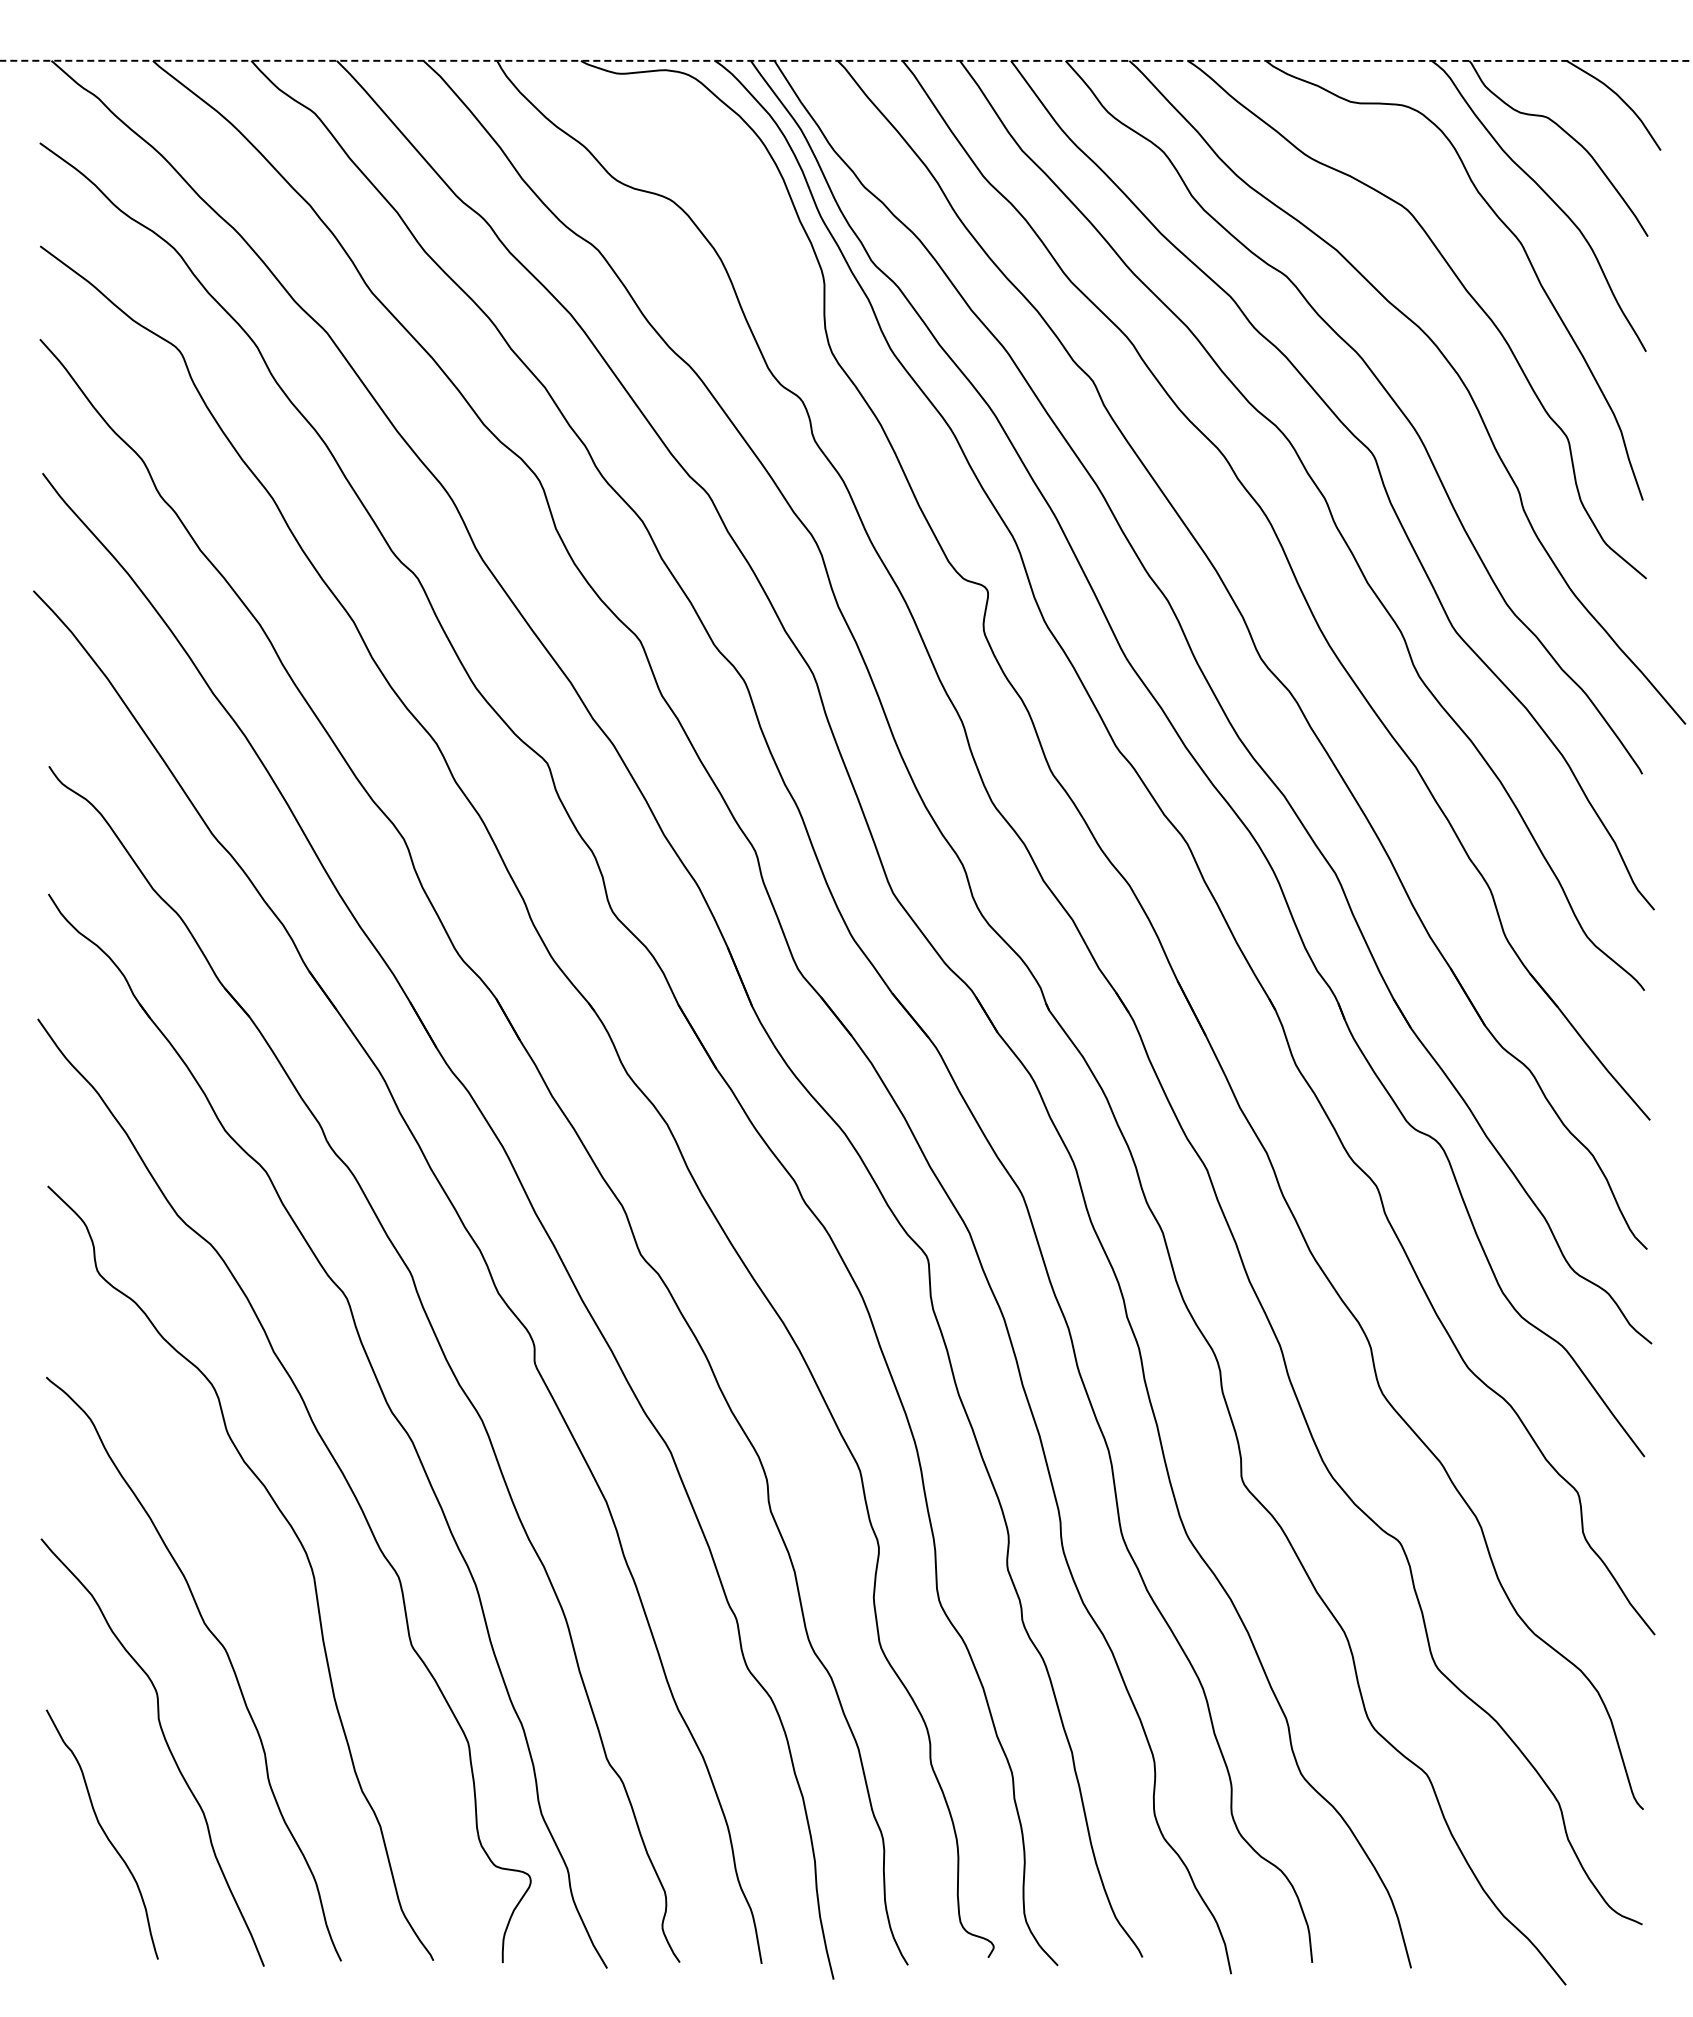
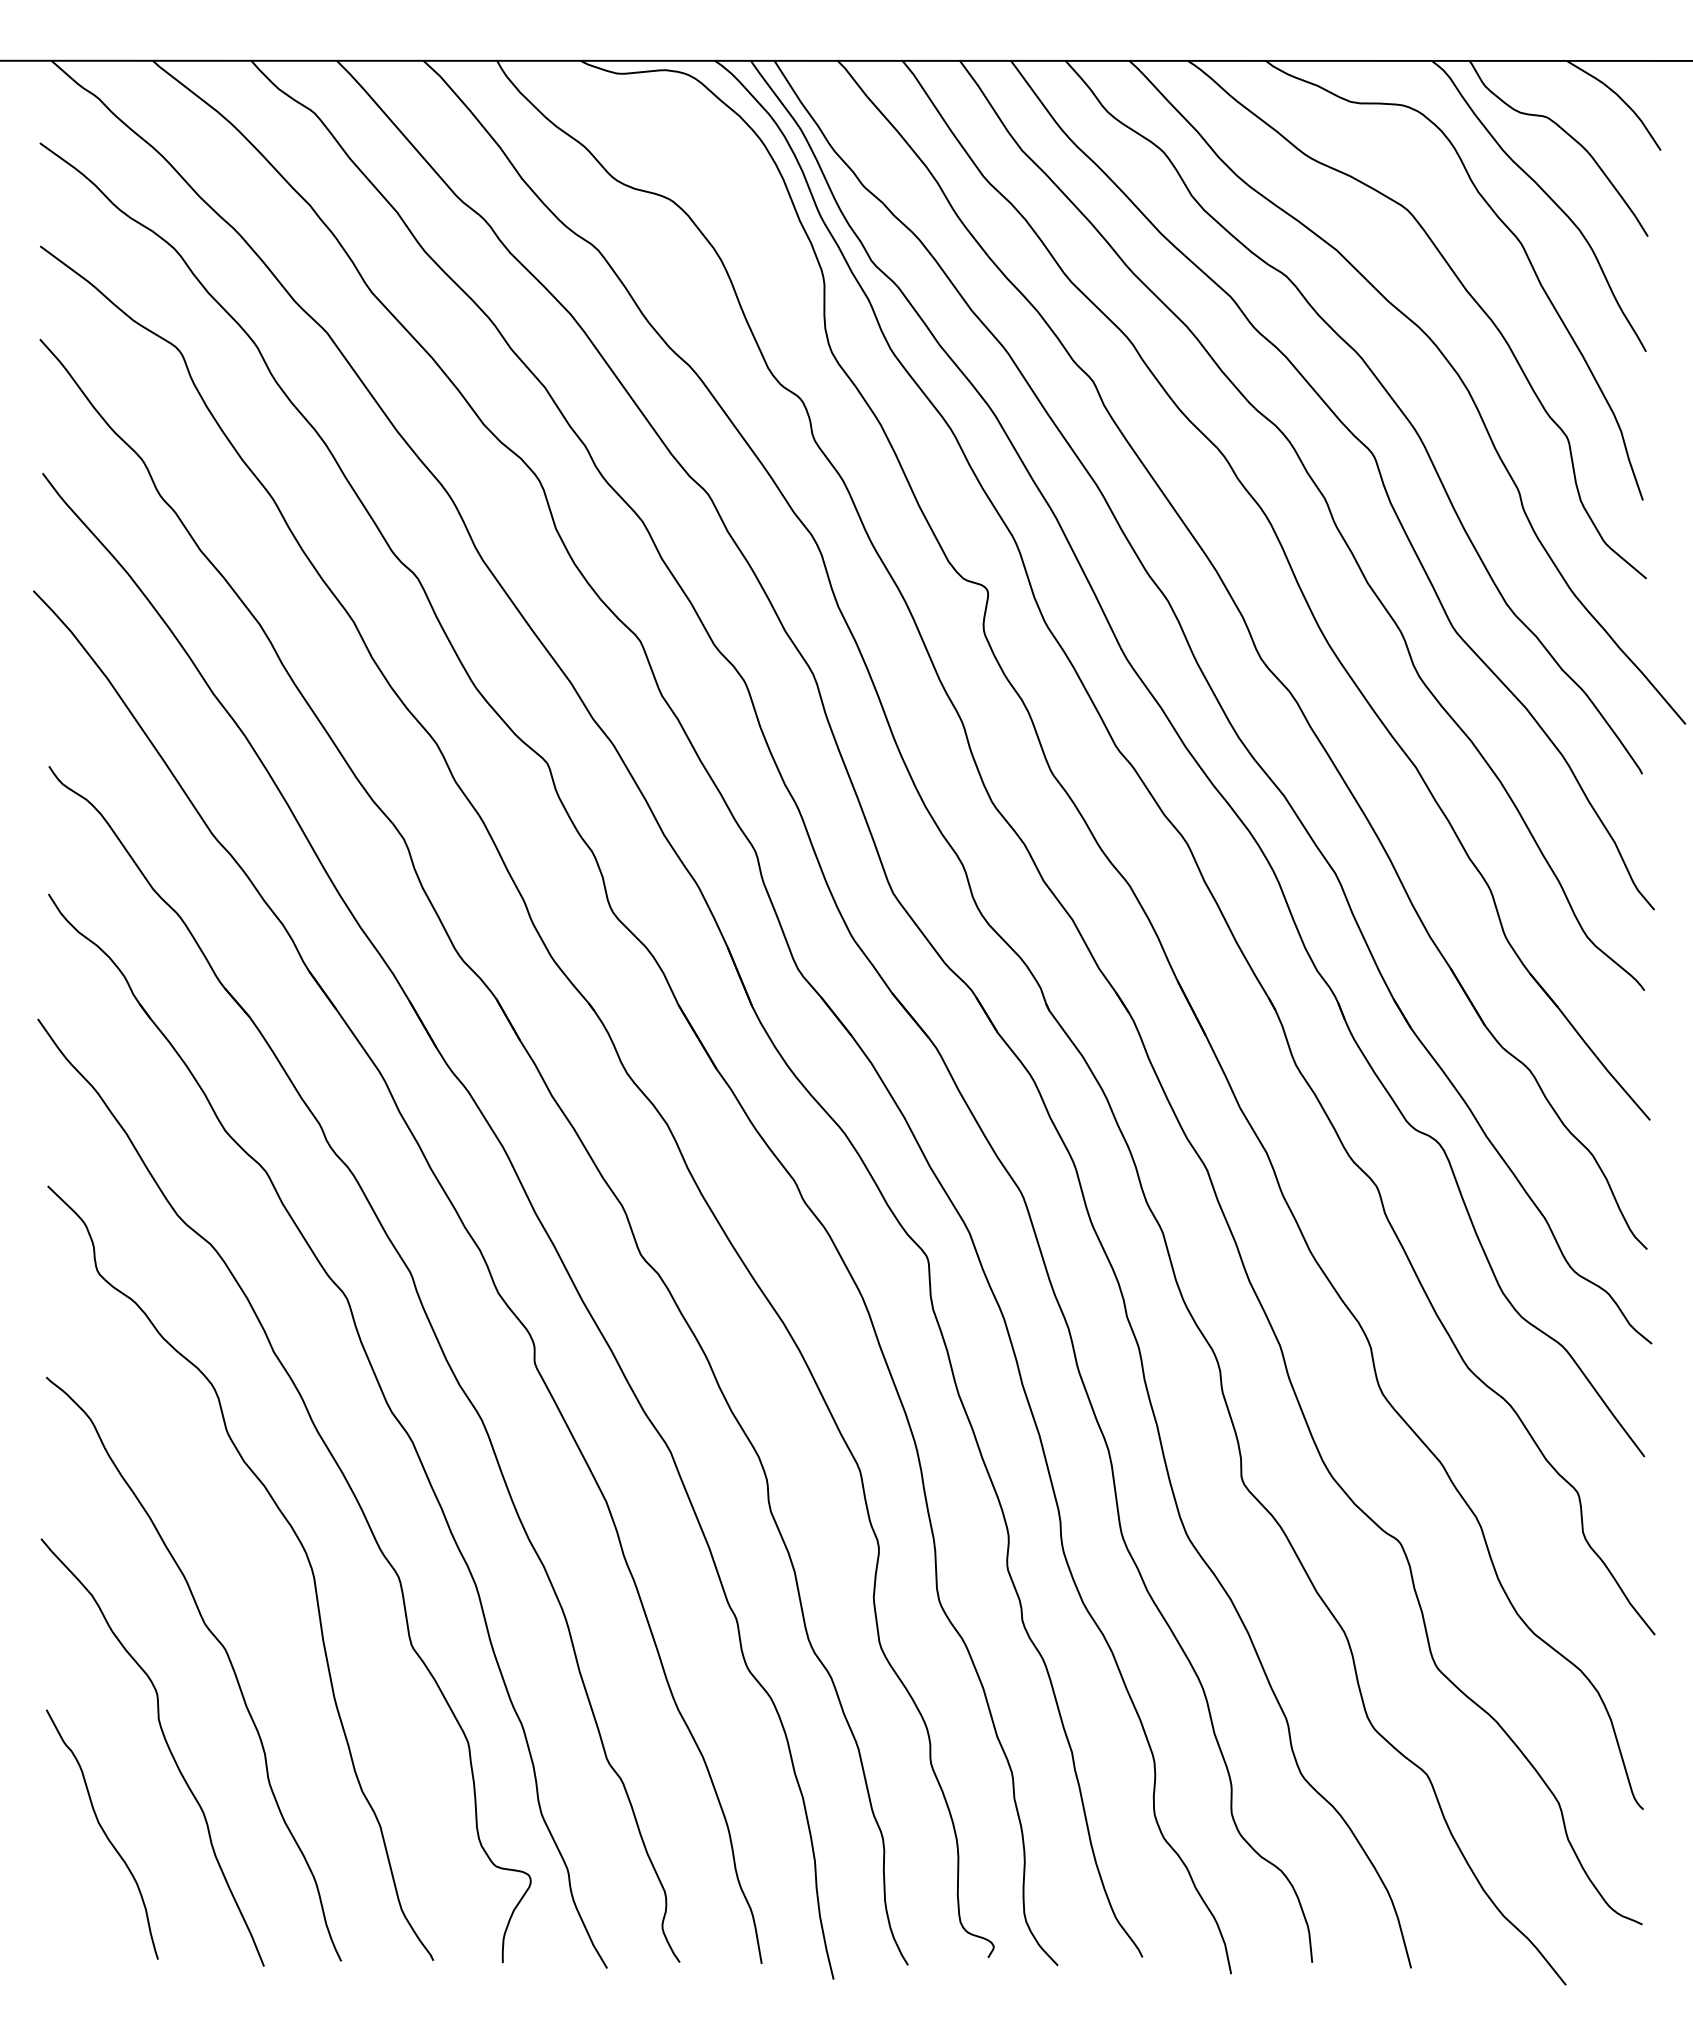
line: dashed -> solid (846, 60)
